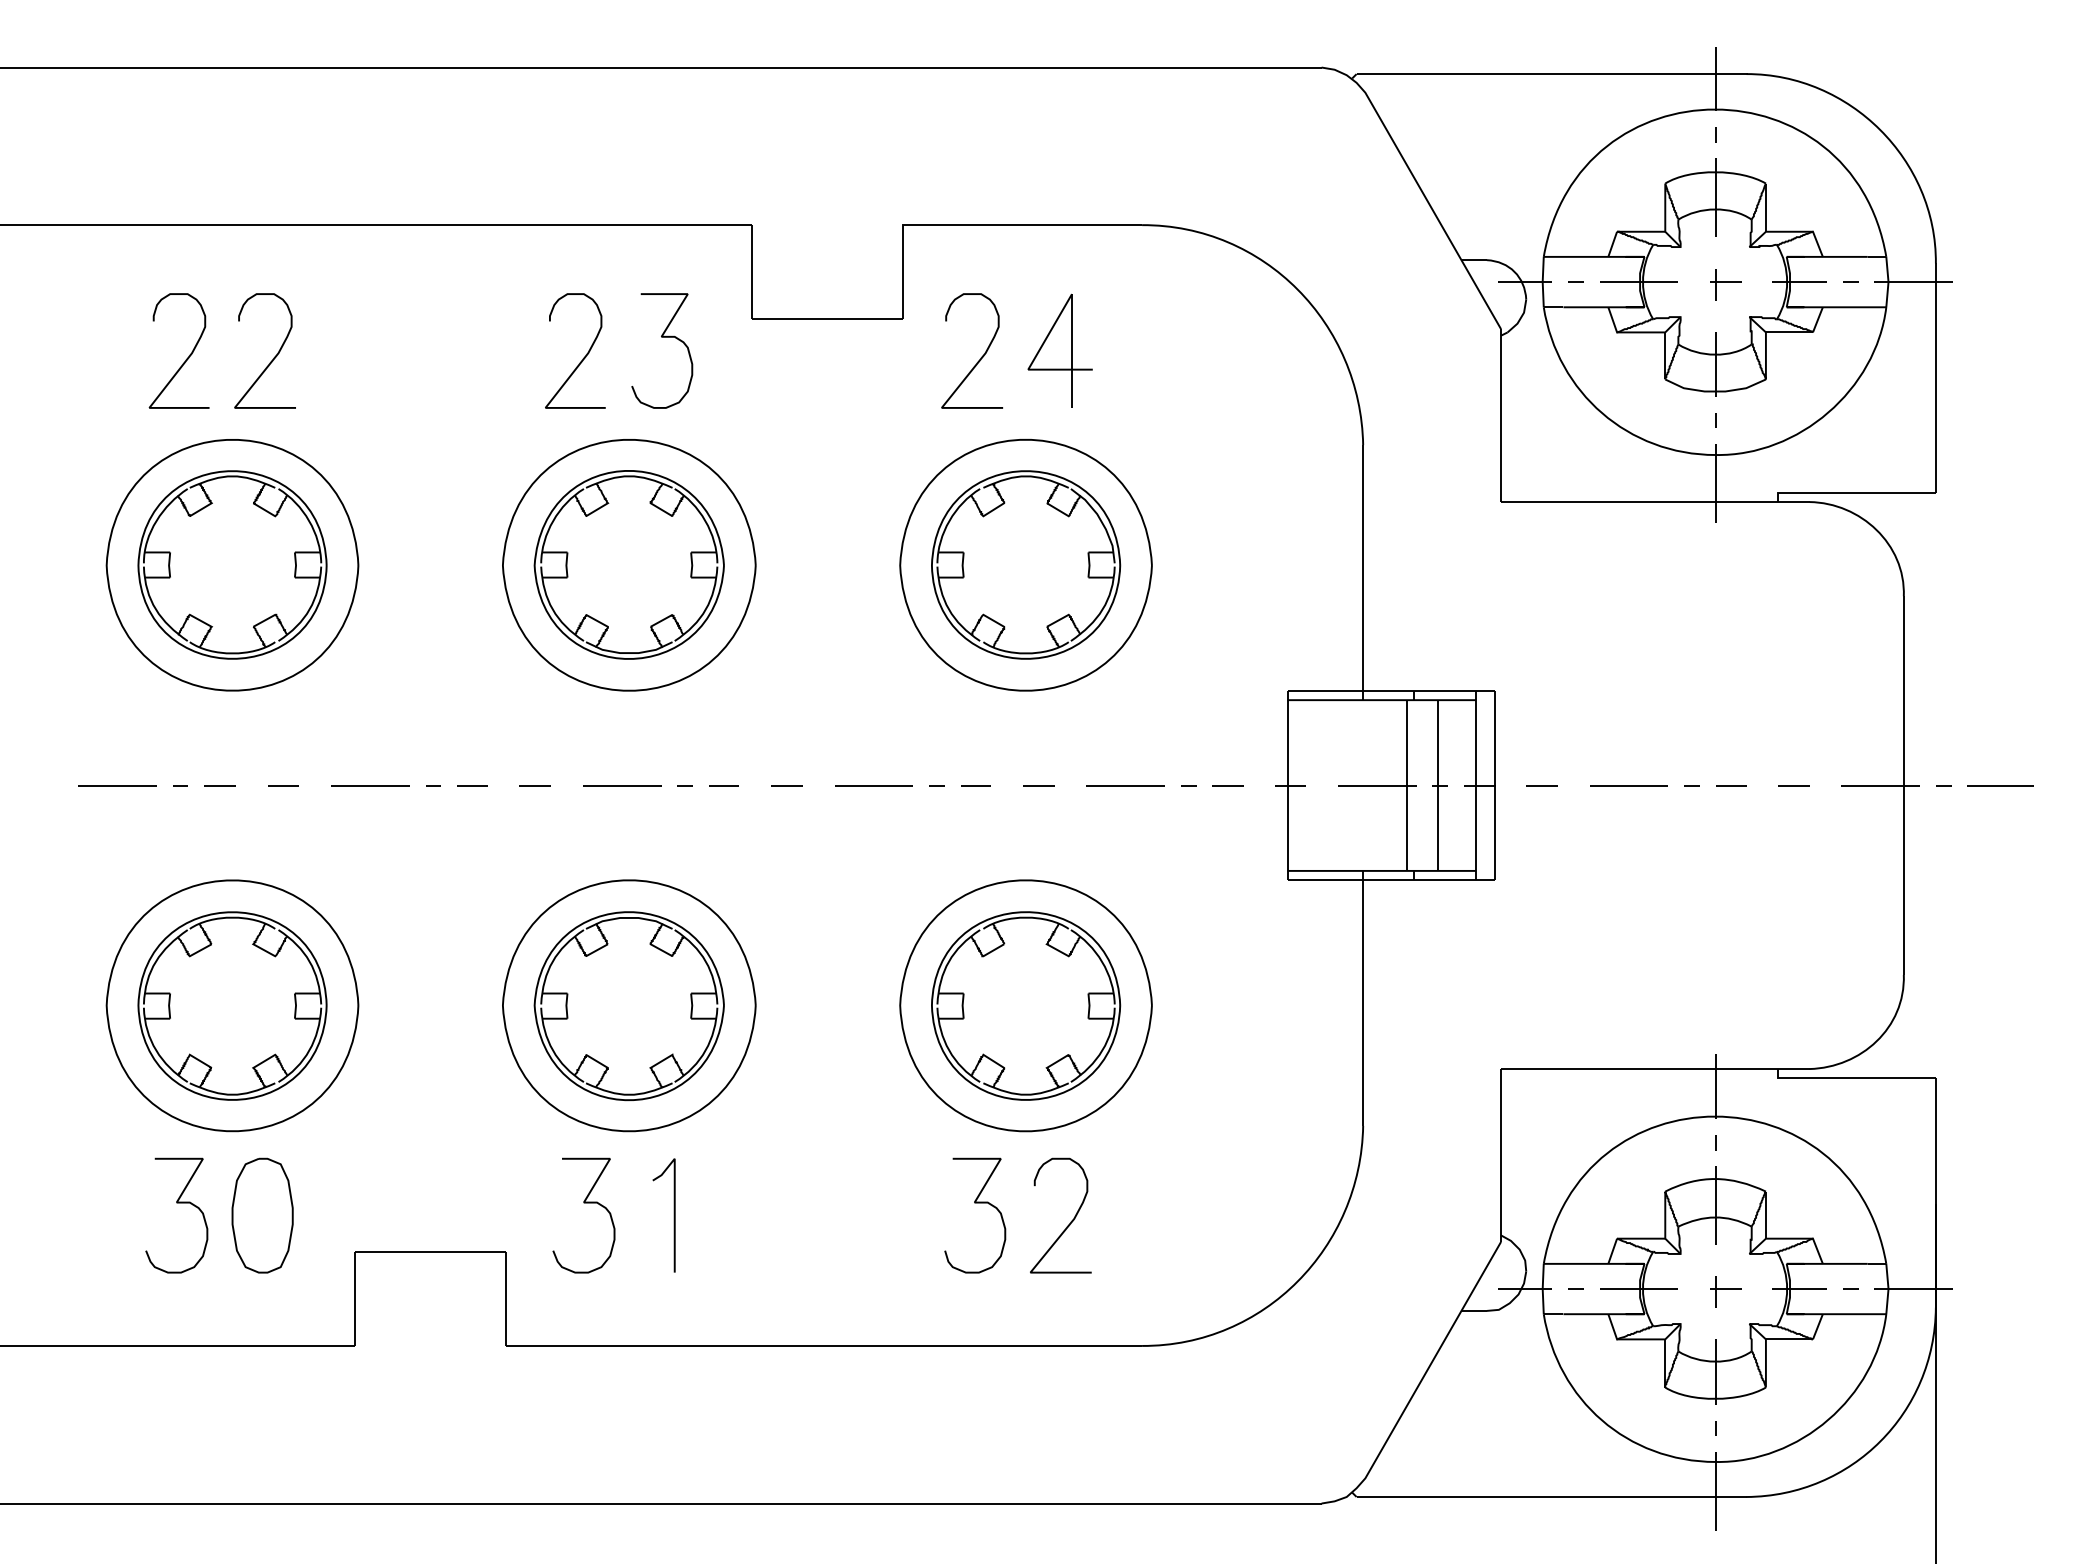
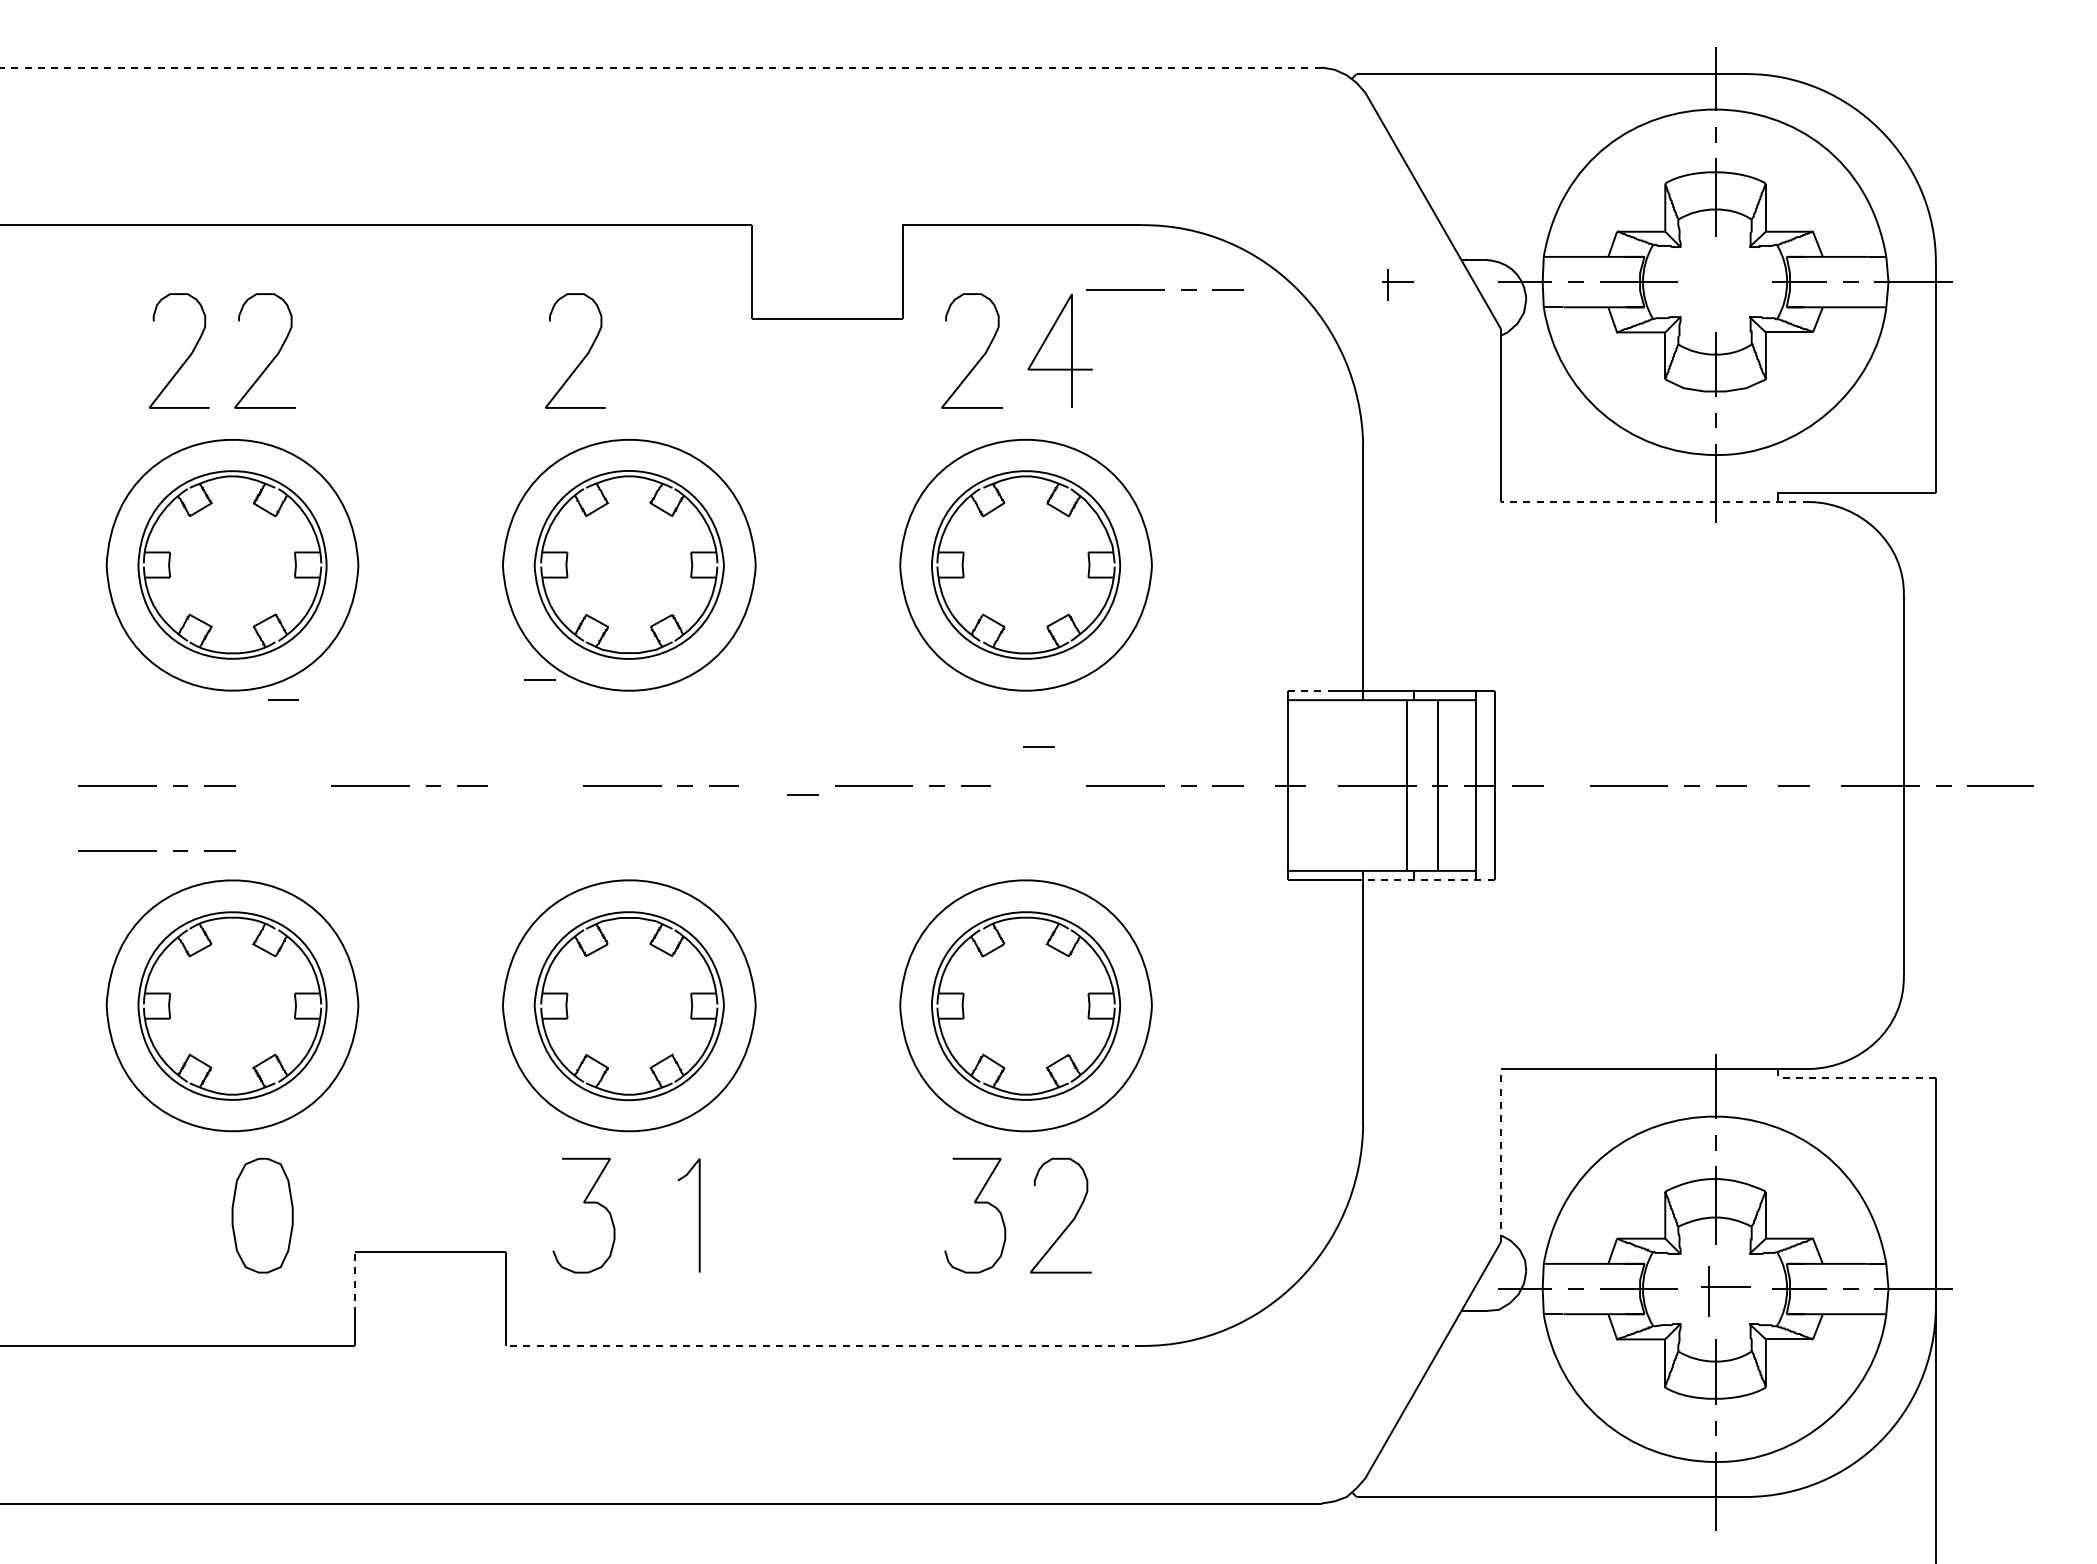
line: solid -> dashed (660, 67)
part position: (1725, 284) -> (1397, 284) (1397, 284)
line: none -> present (1164, 289)
curve: present -> none (662, 337)
line: solid -> dashed (1654, 502)
line: solid -> dashed (1309, 691)
line position: (283, 785) -> (283, 699) (283, 699)
line position: (534, 785) -> (539, 679) (539, 679)
line position: (786, 785) -> (802, 794) (802, 794)
line position: (1038, 785) -> (1038, 746) (1038, 746)
line position: (1541, 785) -> (1527, 785) (1527, 785)
line: none -> present (156, 850)
line: solid -> dashed (1428, 879)
line: solid -> dashed (1851, 1077)
line: solid -> dashed (1501, 1154)
curve: present -> none (176, 1203)
line position: (673, 1215) -> (698, 1215) (698, 1215)
line: solid -> dashed (355, 1282)
part size: 32x32 px -> 50x51 px (1725, 1291)
line: solid -> dashed (824, 1345)
